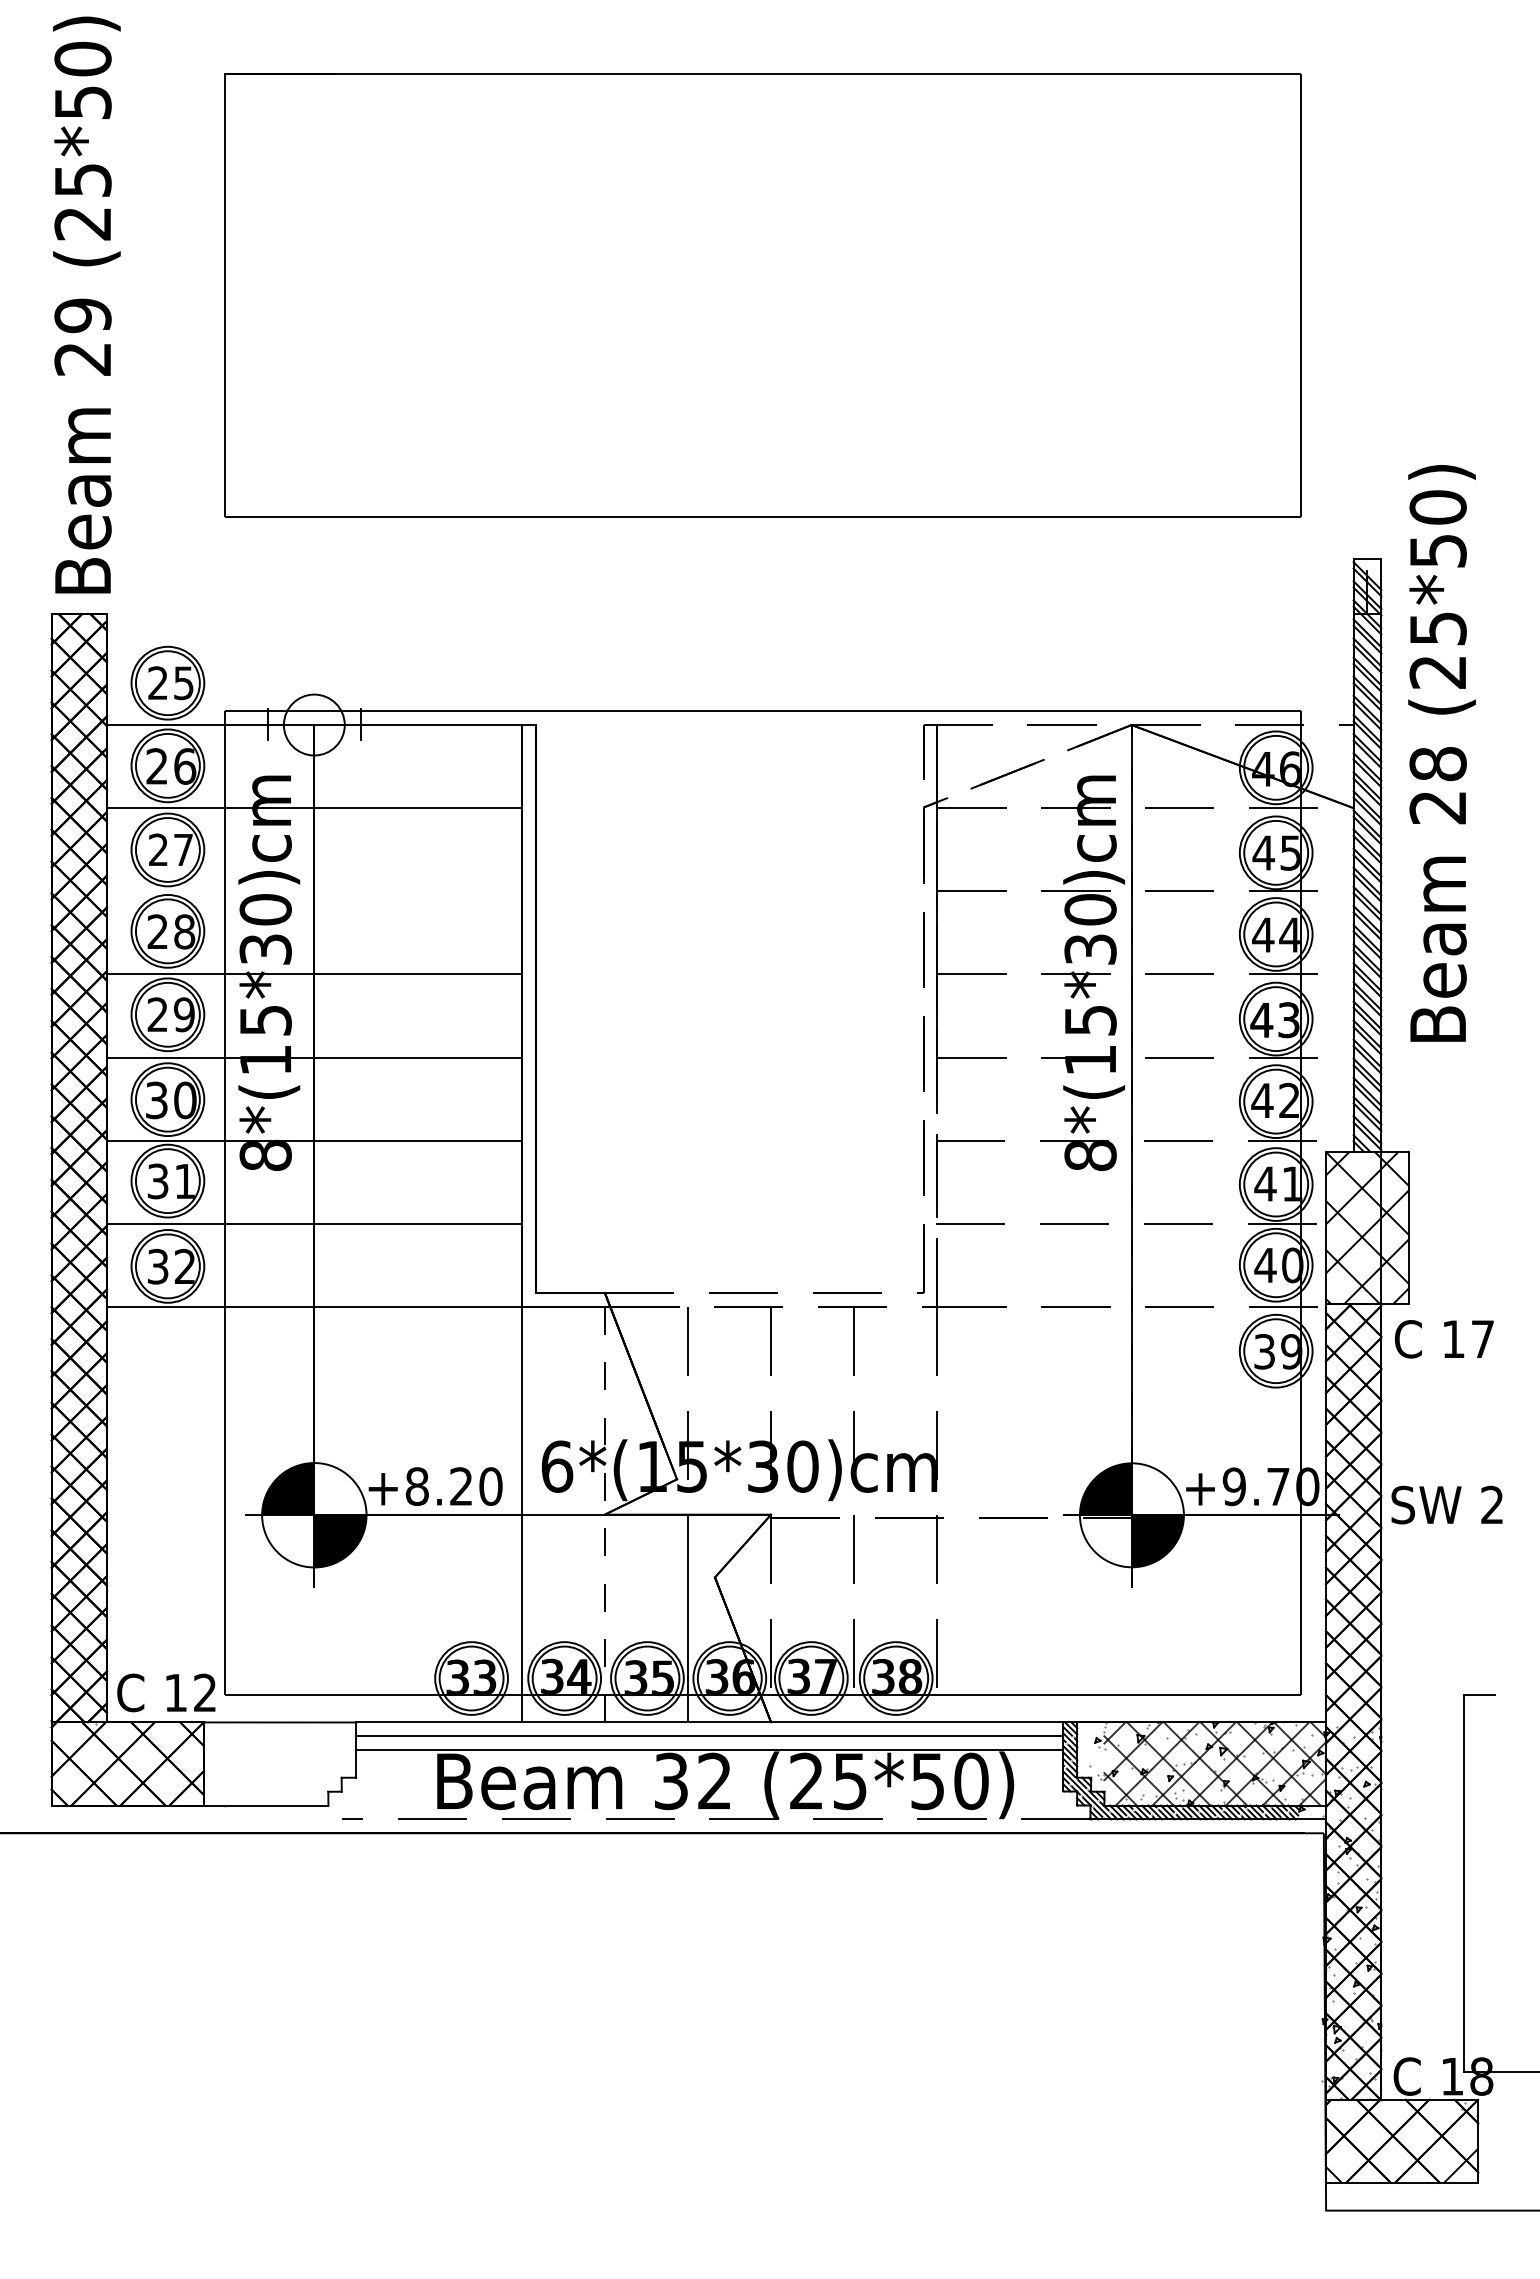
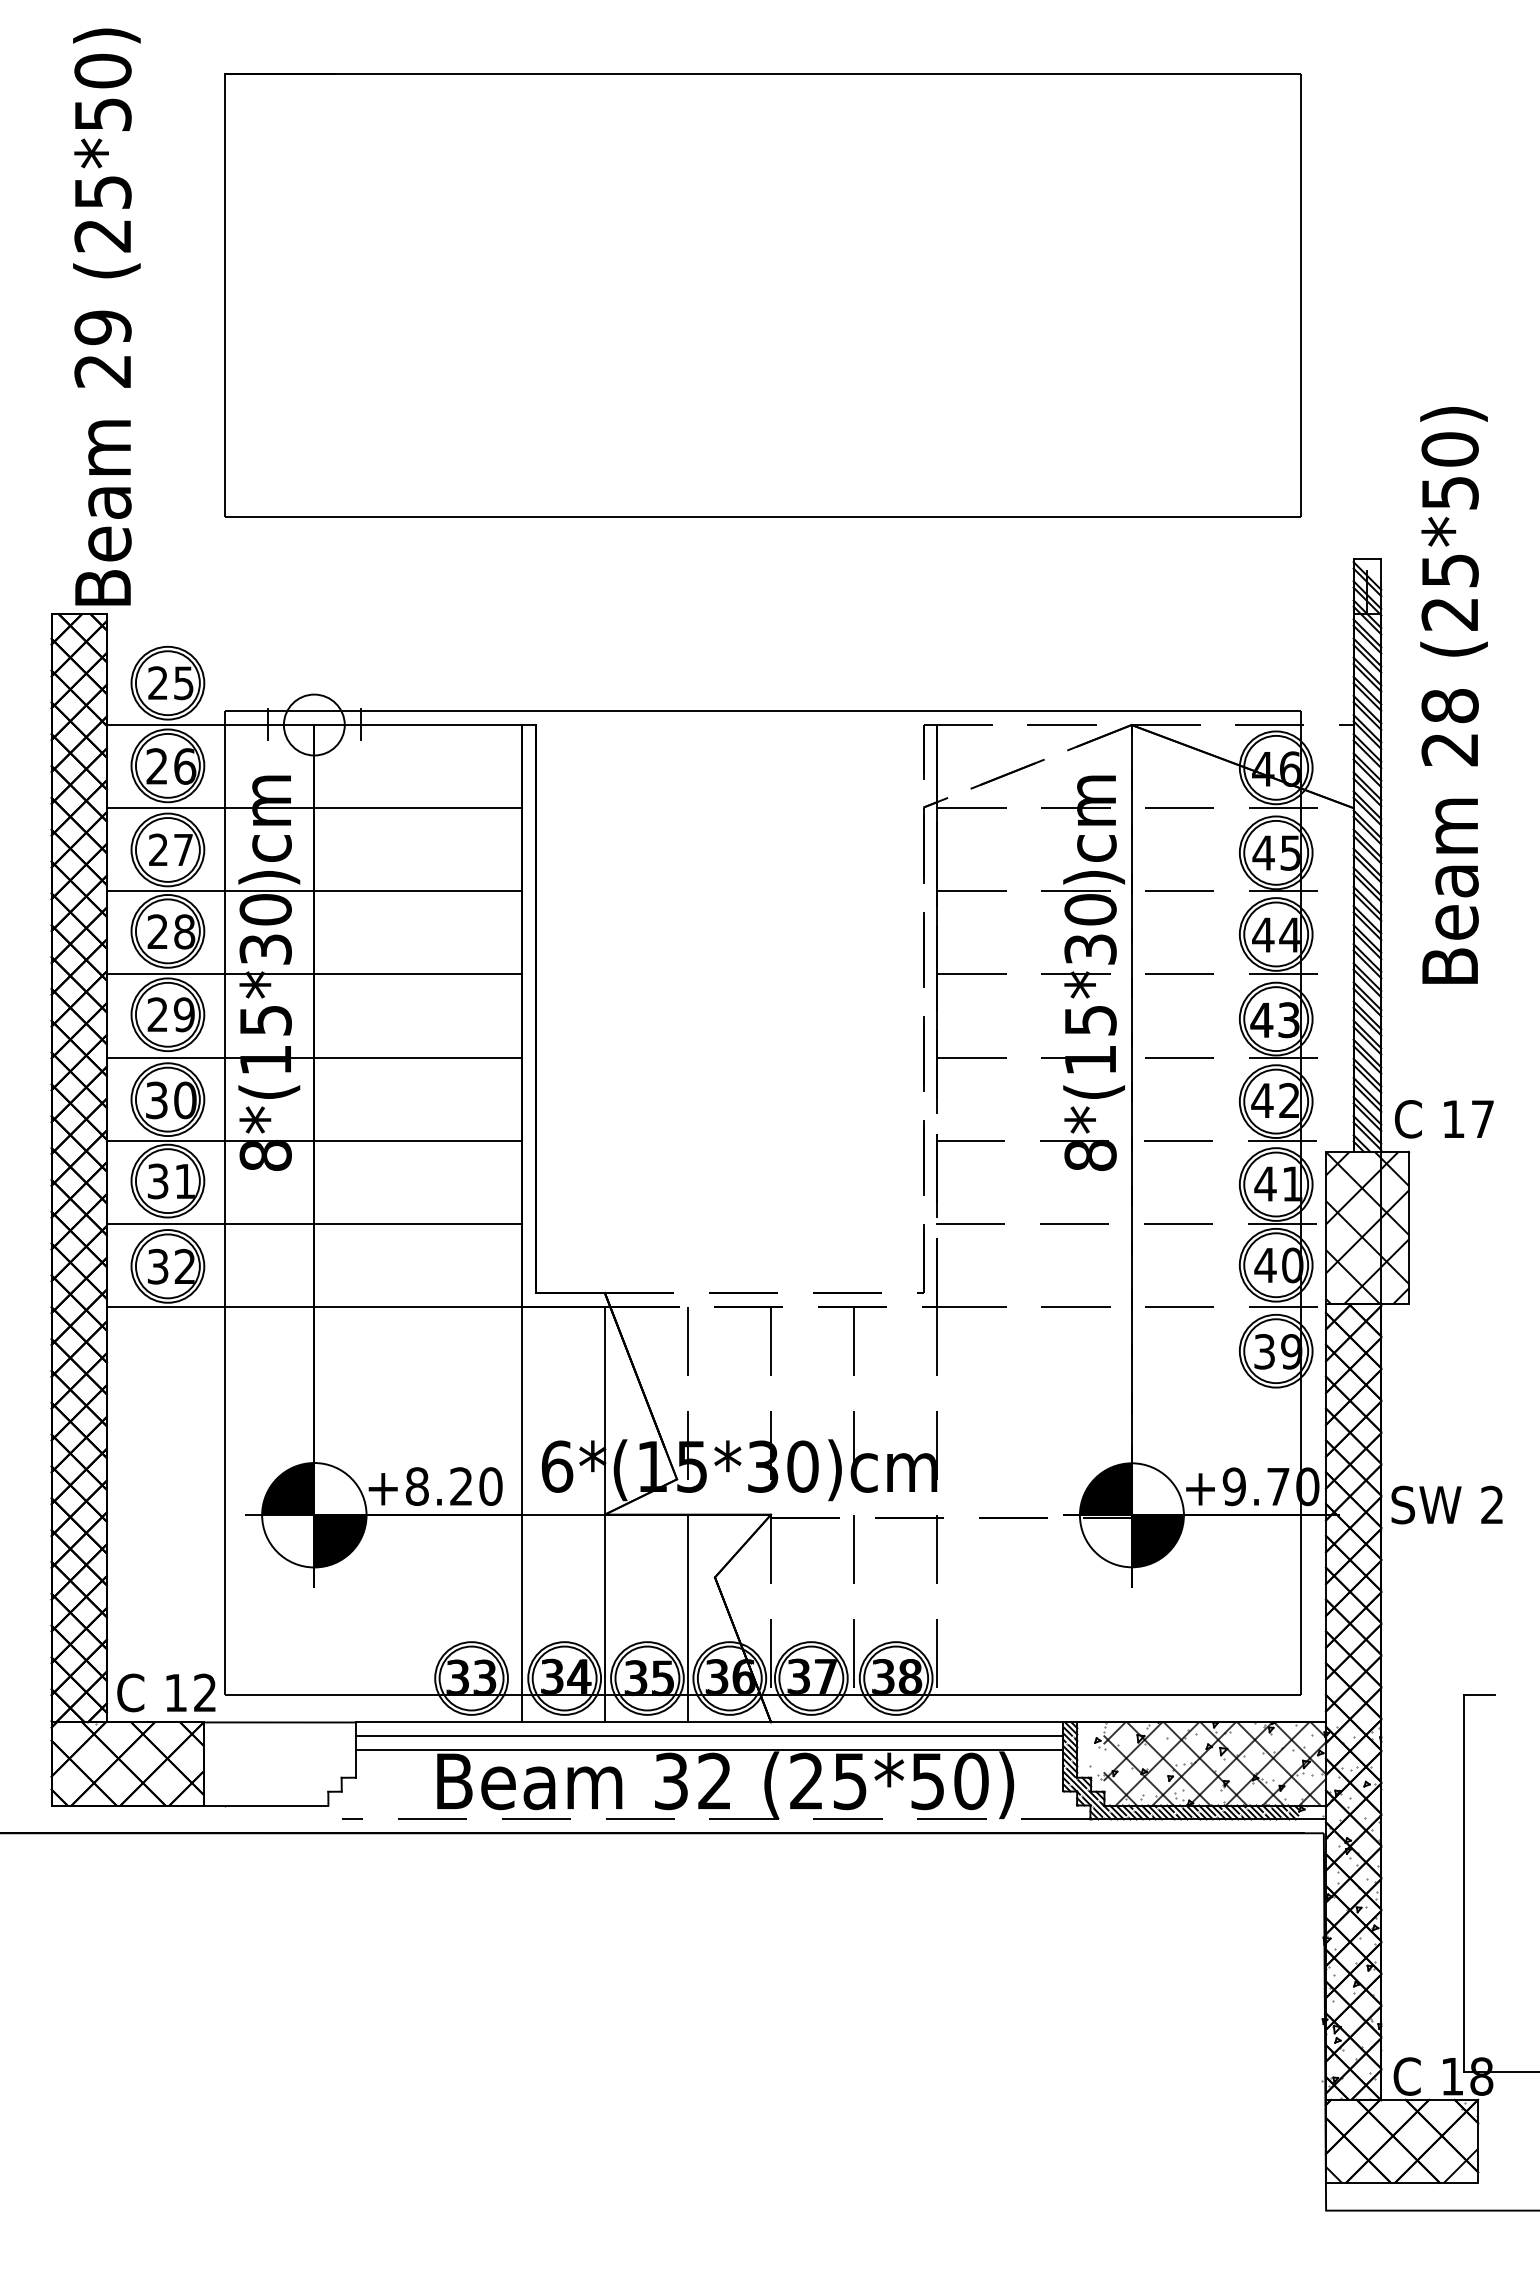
text position: (86, 304) -> (106, 316) (106, 316)
text position: (1441, 753) -> (1453, 695) (1453, 695)
line: none -> present (313, 891)
text position: (1444, 1339) -> (1444, 1119) (1444, 1119)
line: dashed -> solid (604, 1514)
